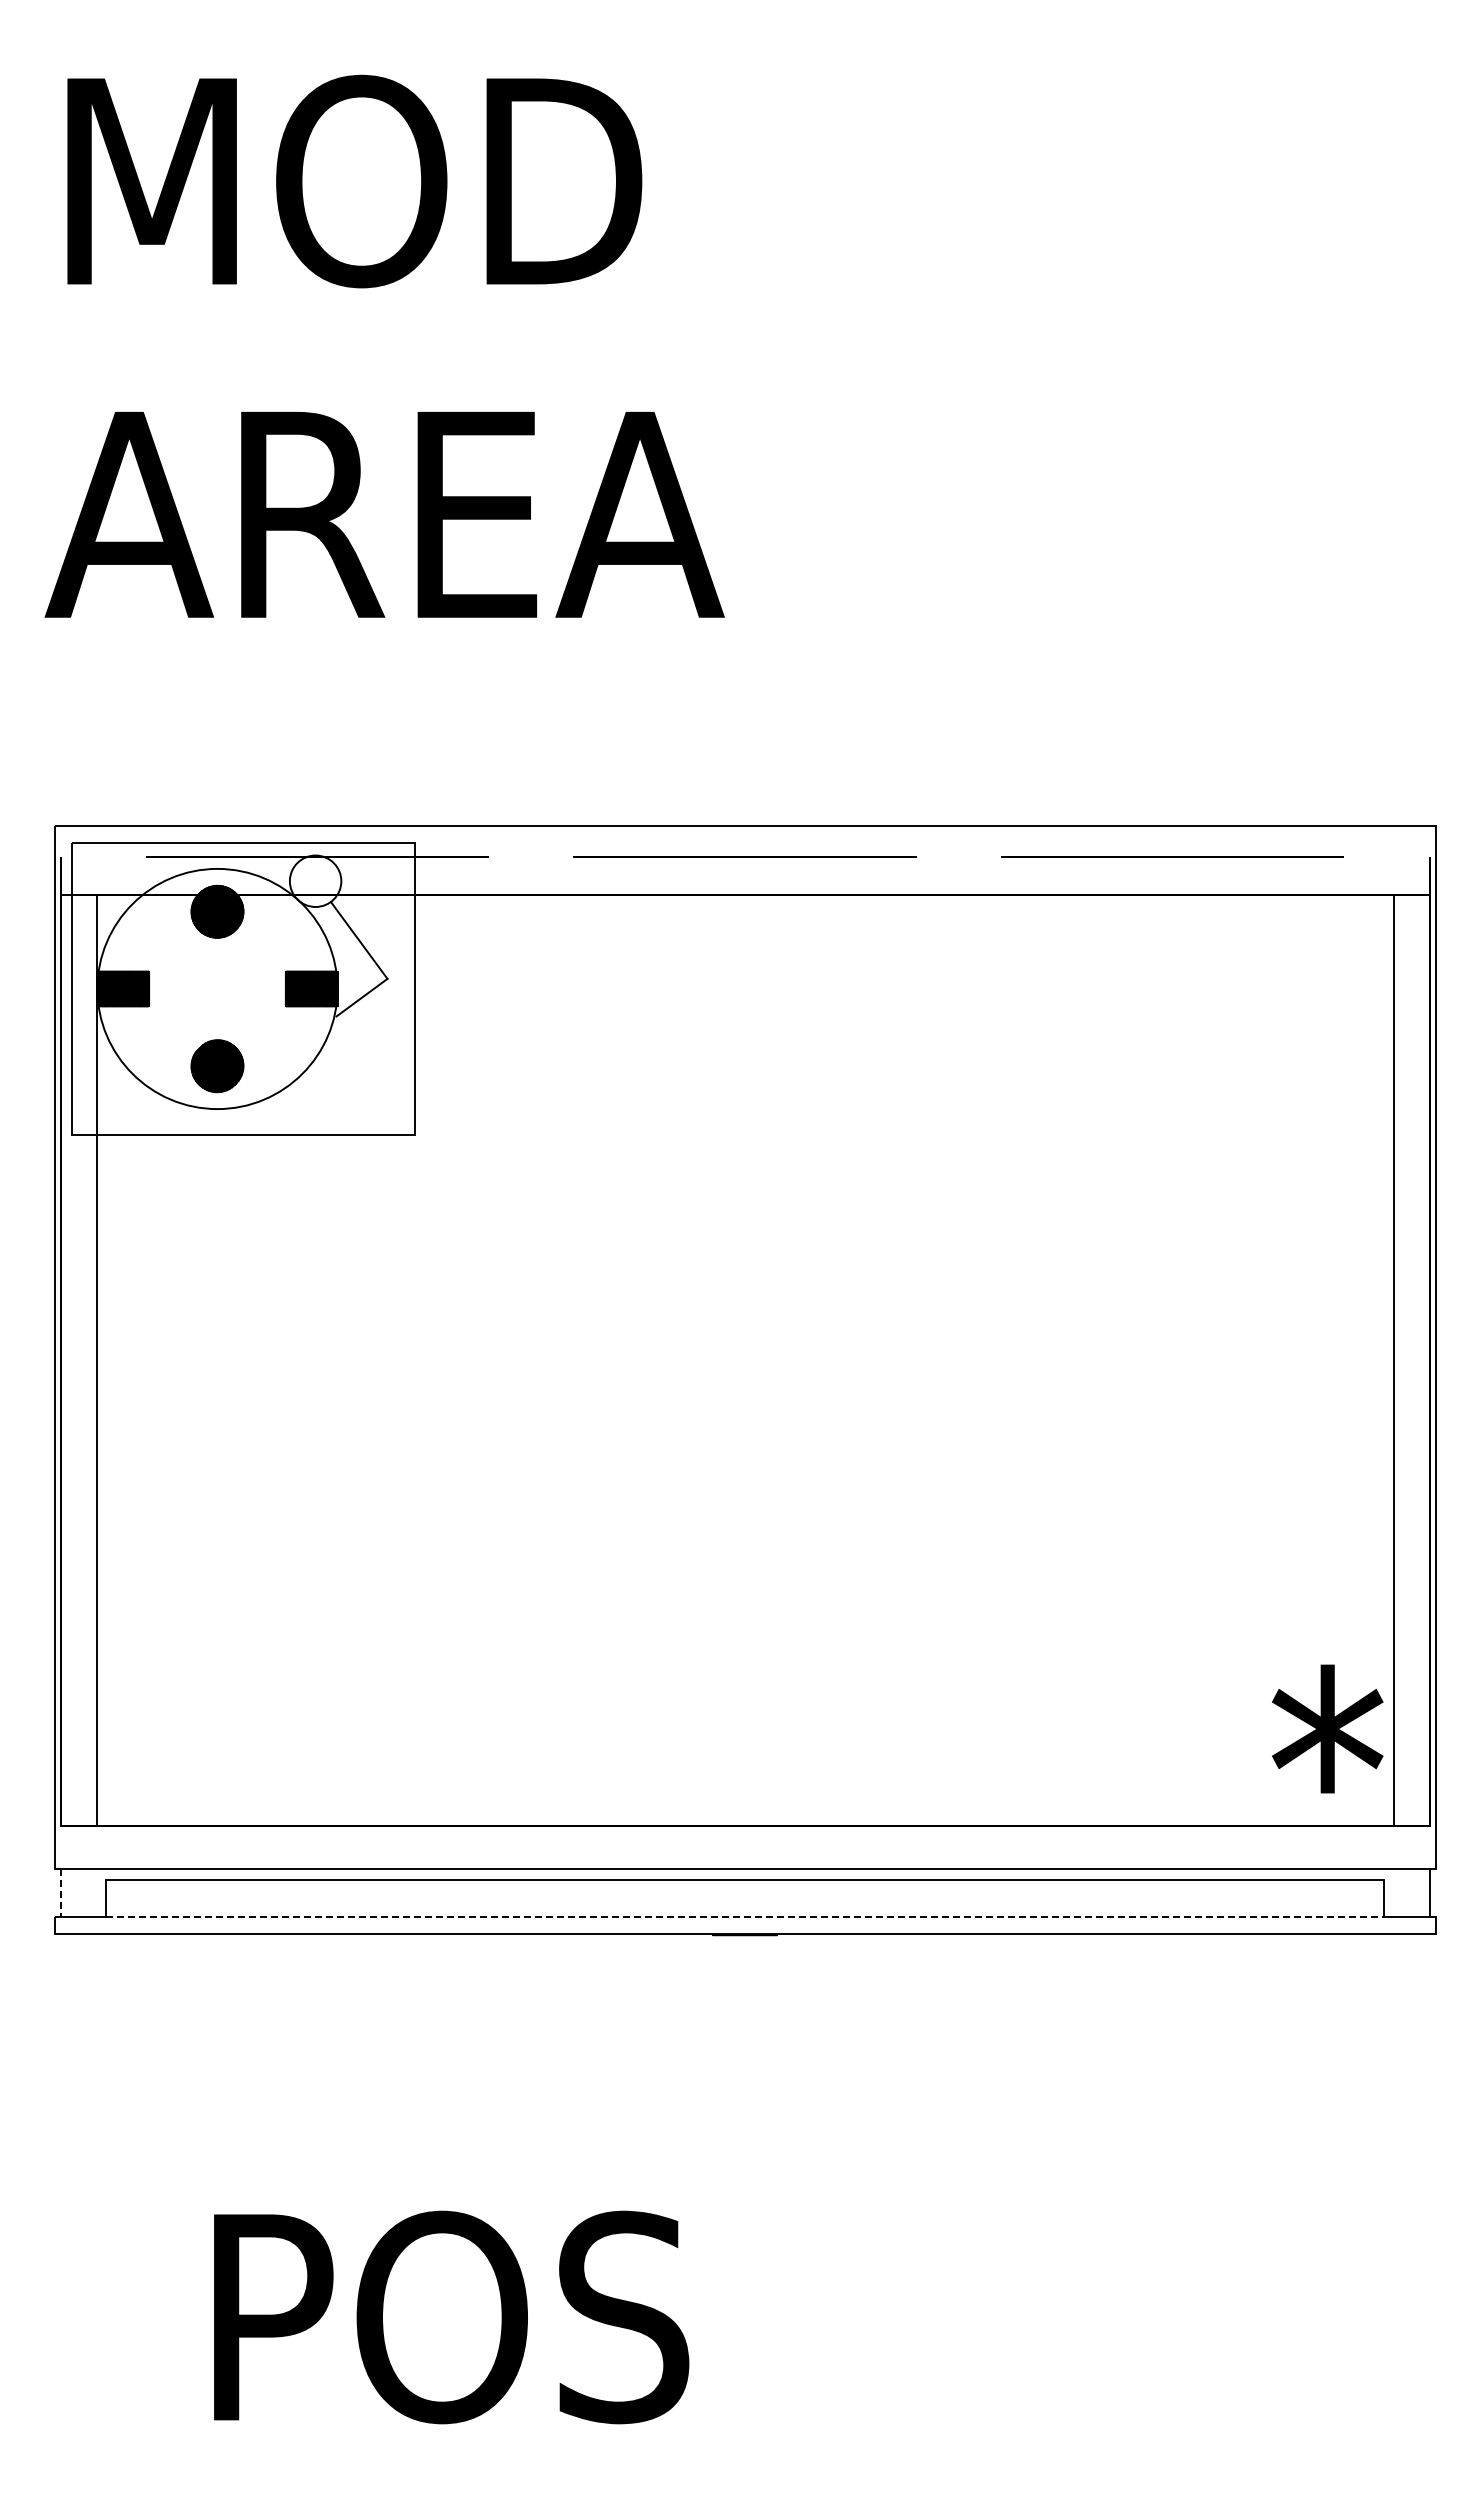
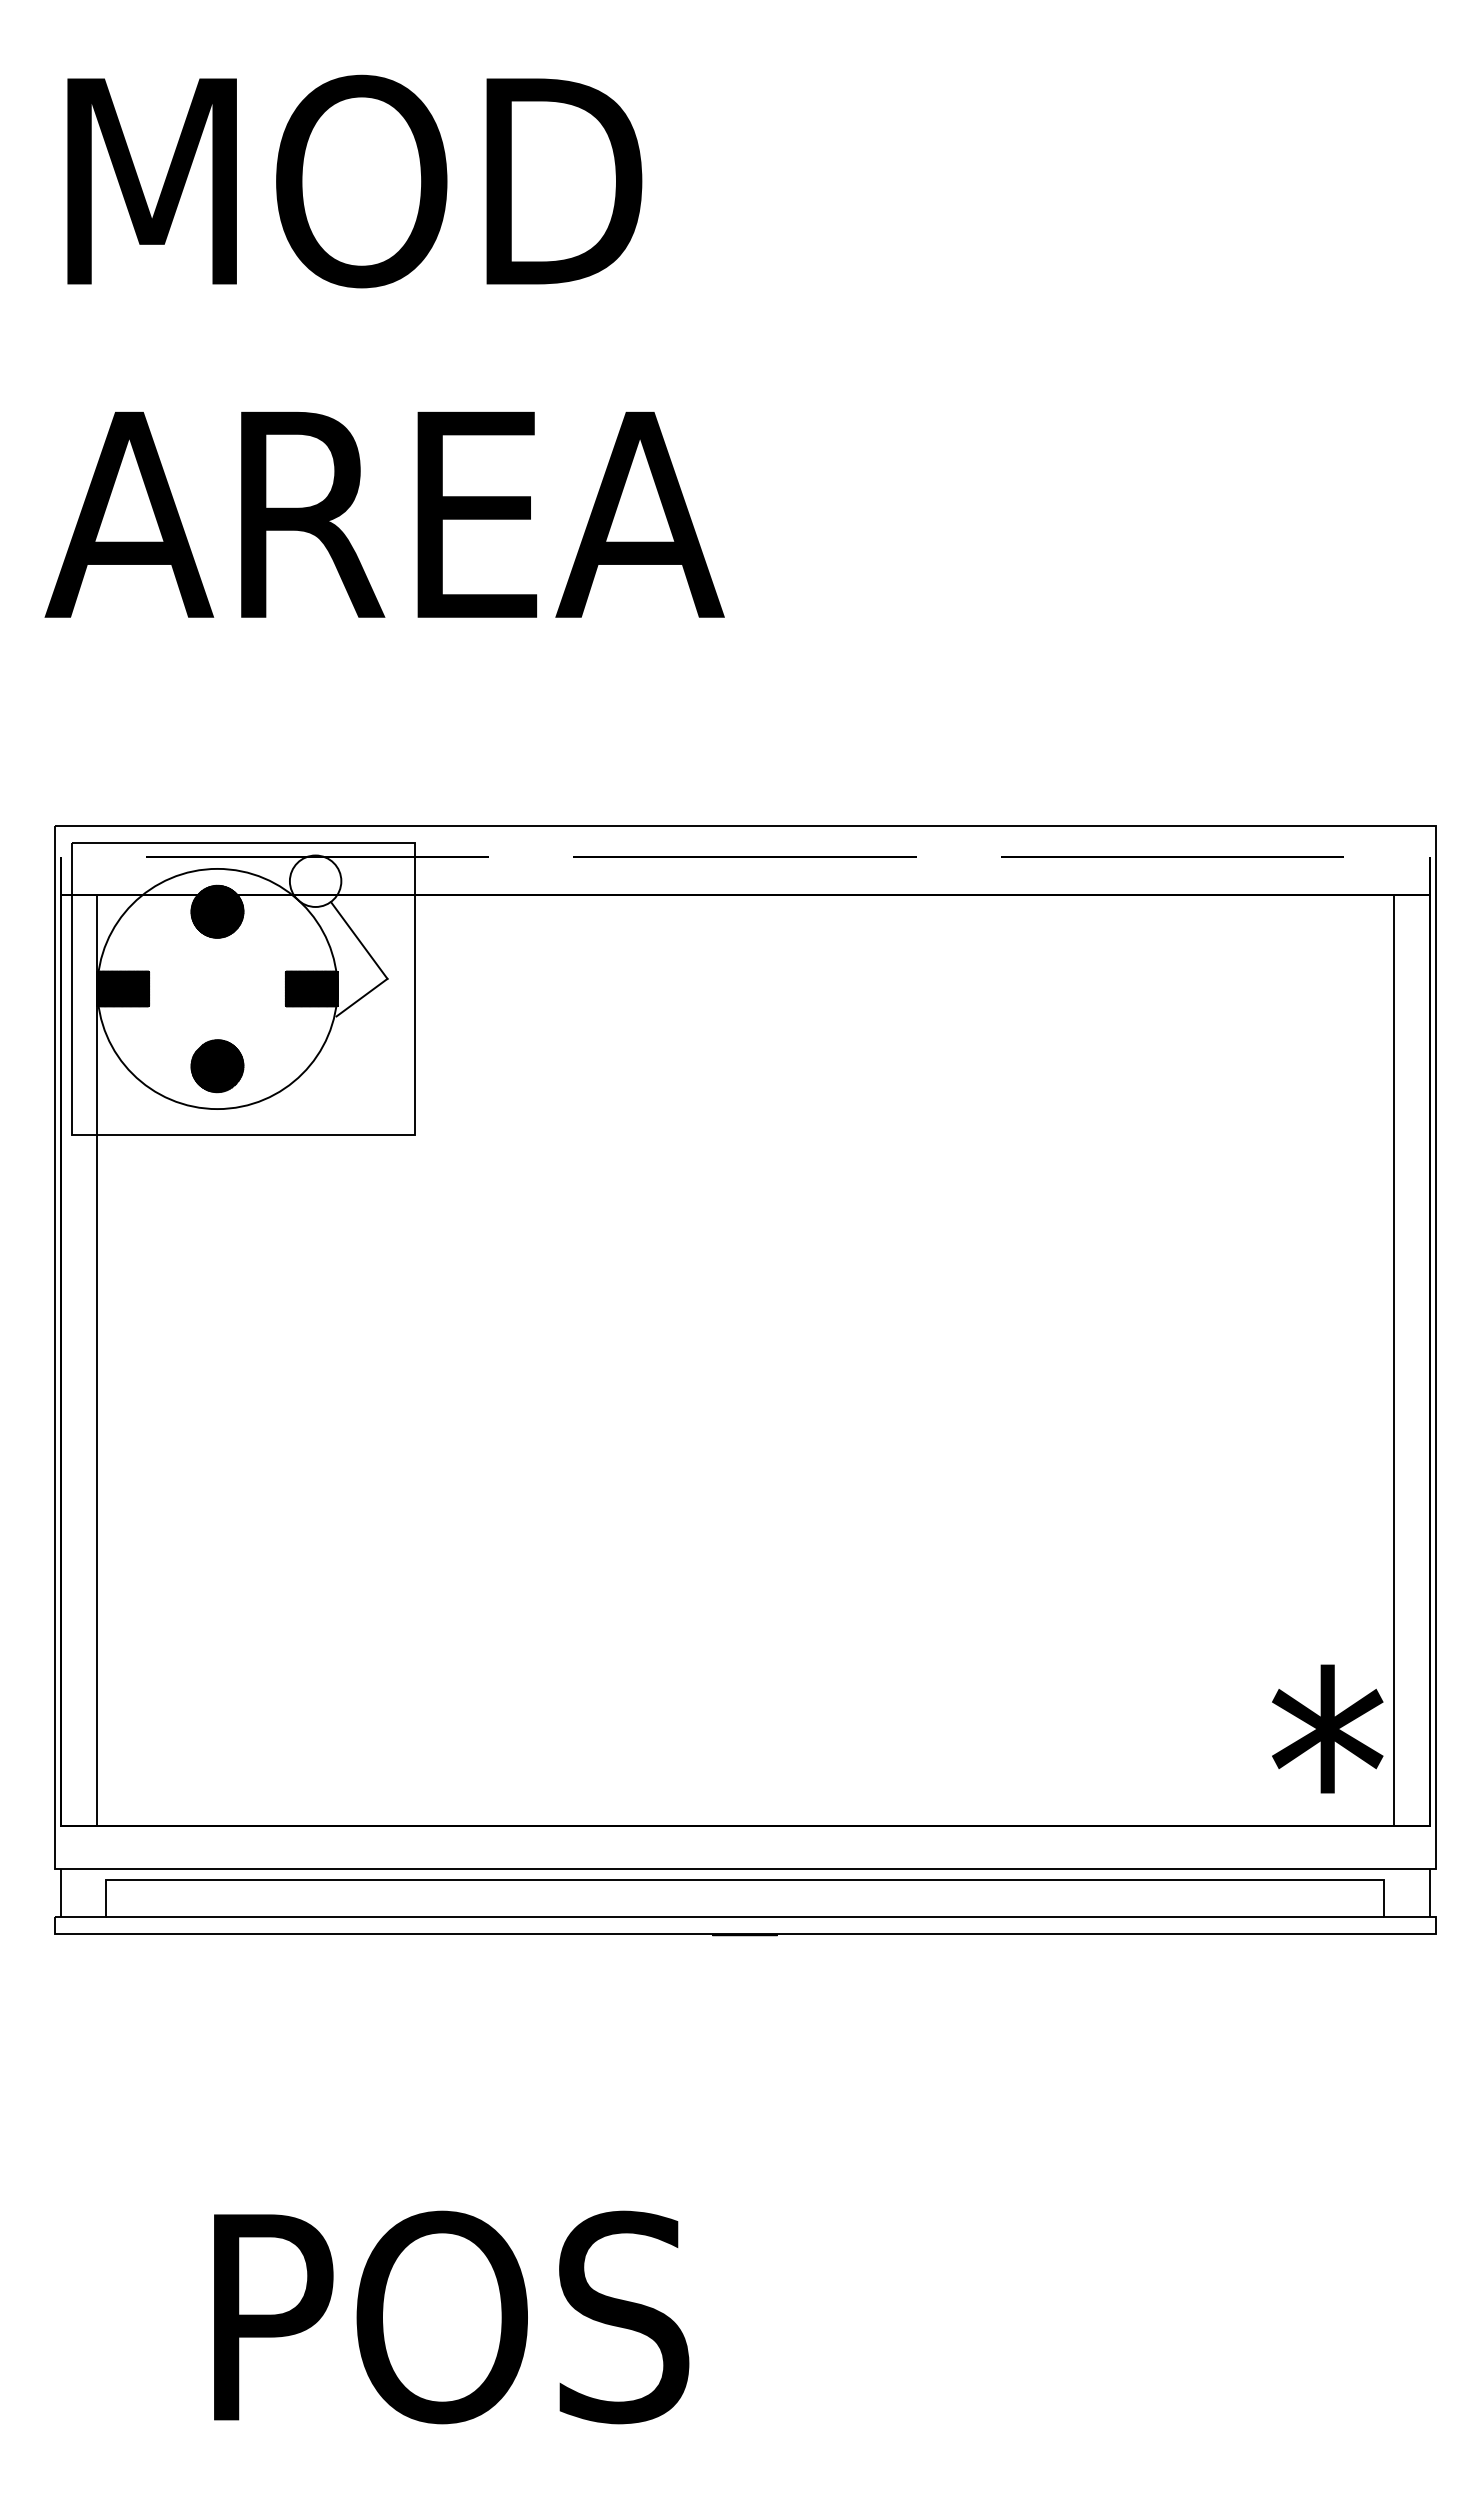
line: dashed -> solid (60, 1893)
line: dashed -> solid (745, 1917)
